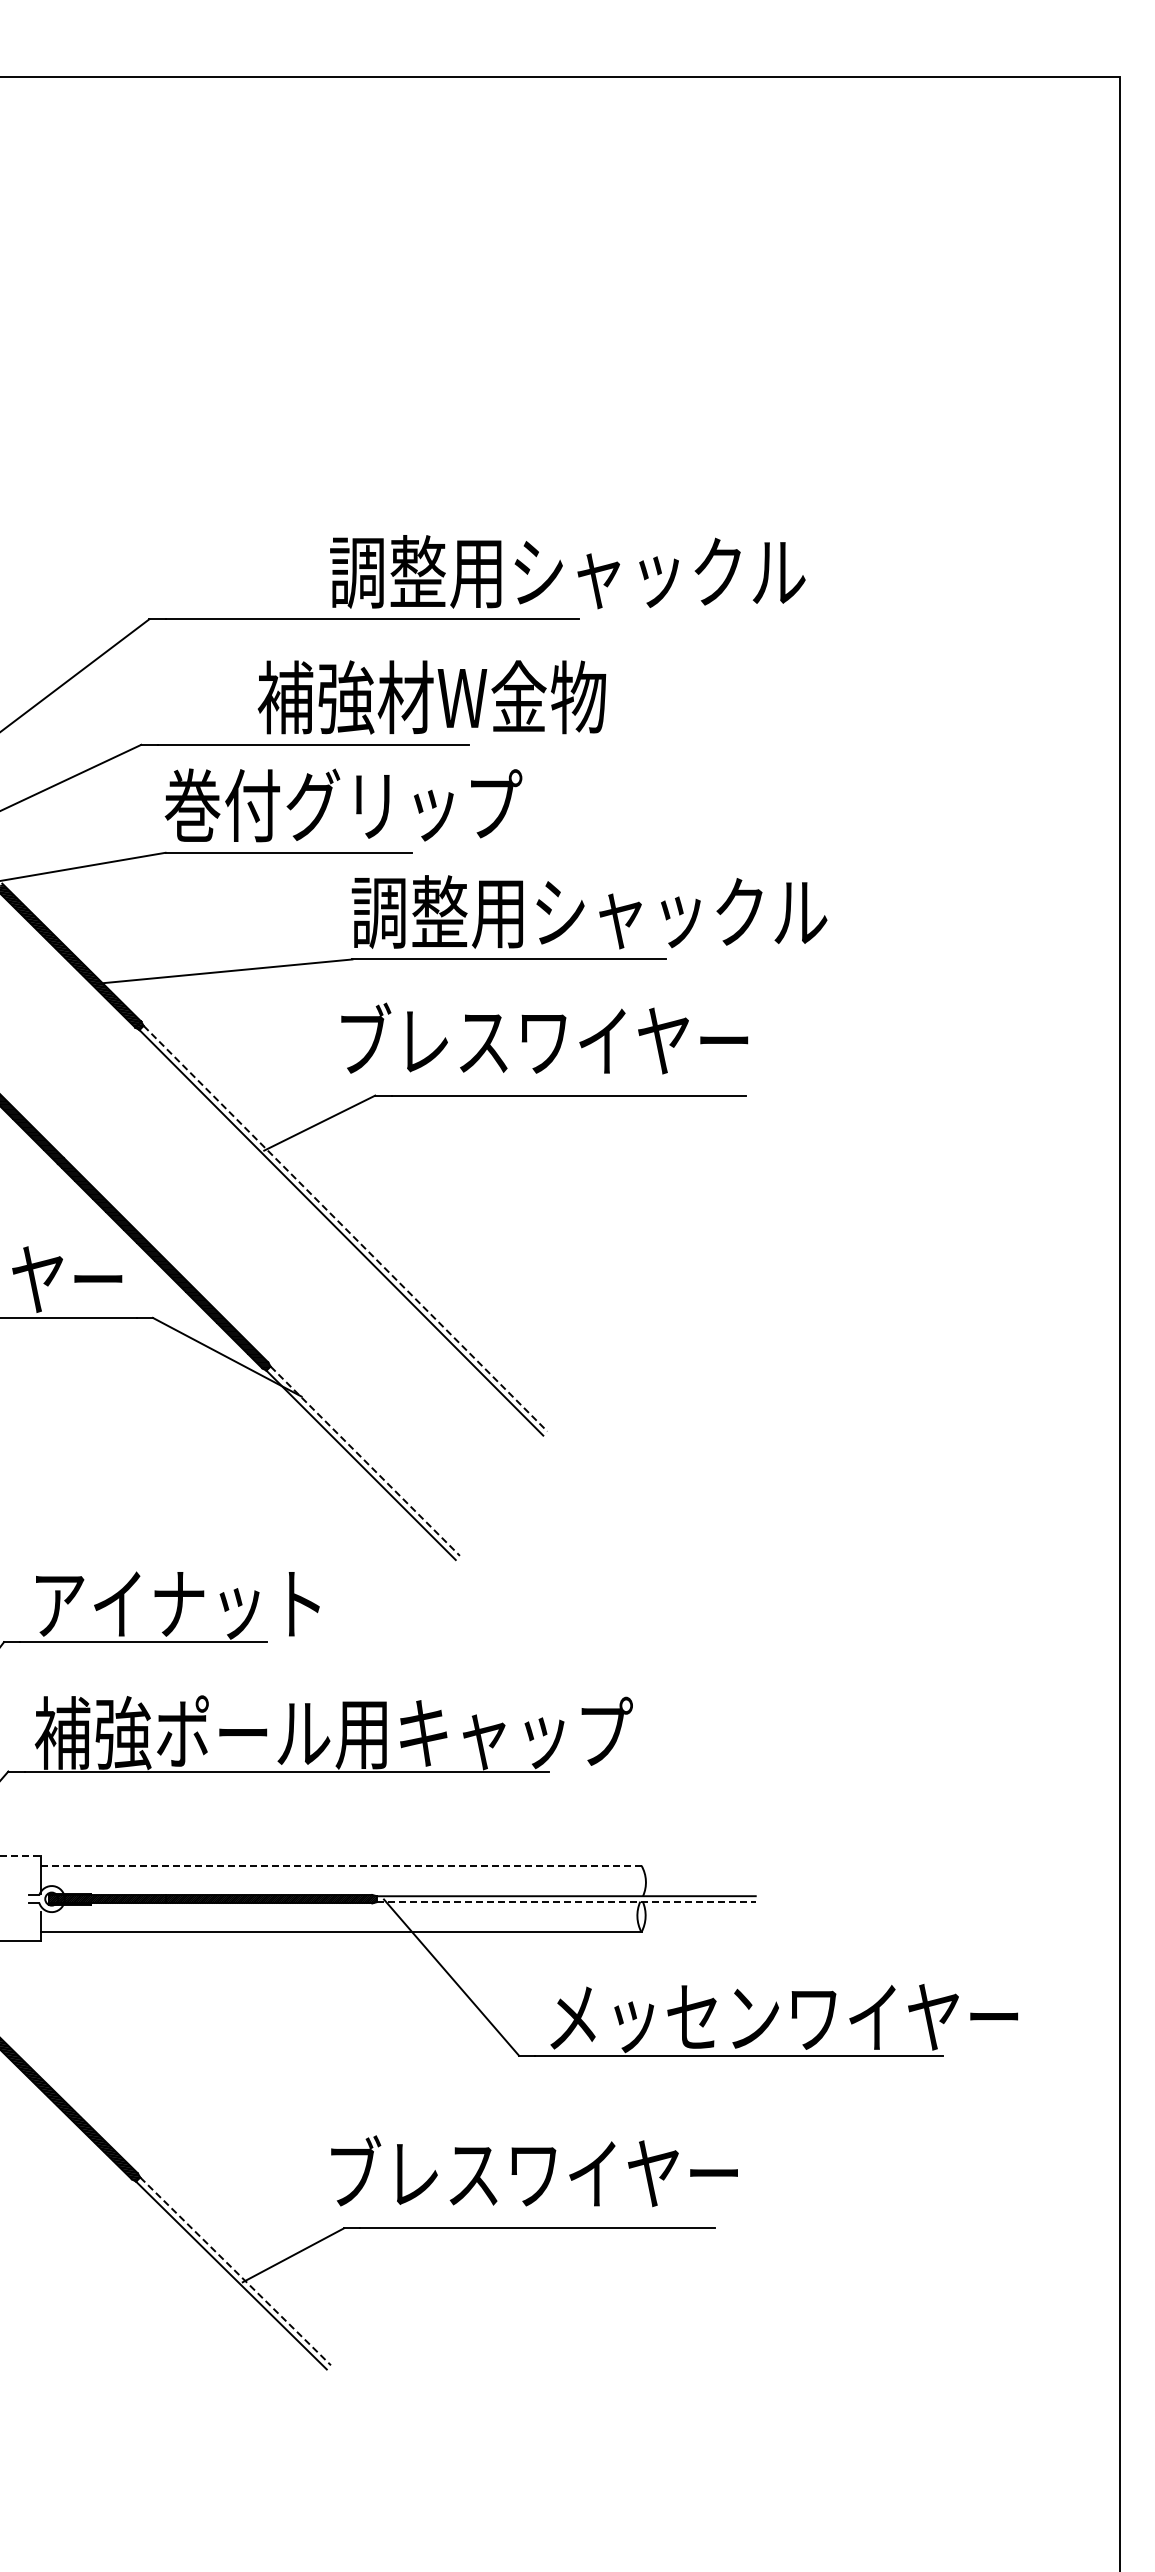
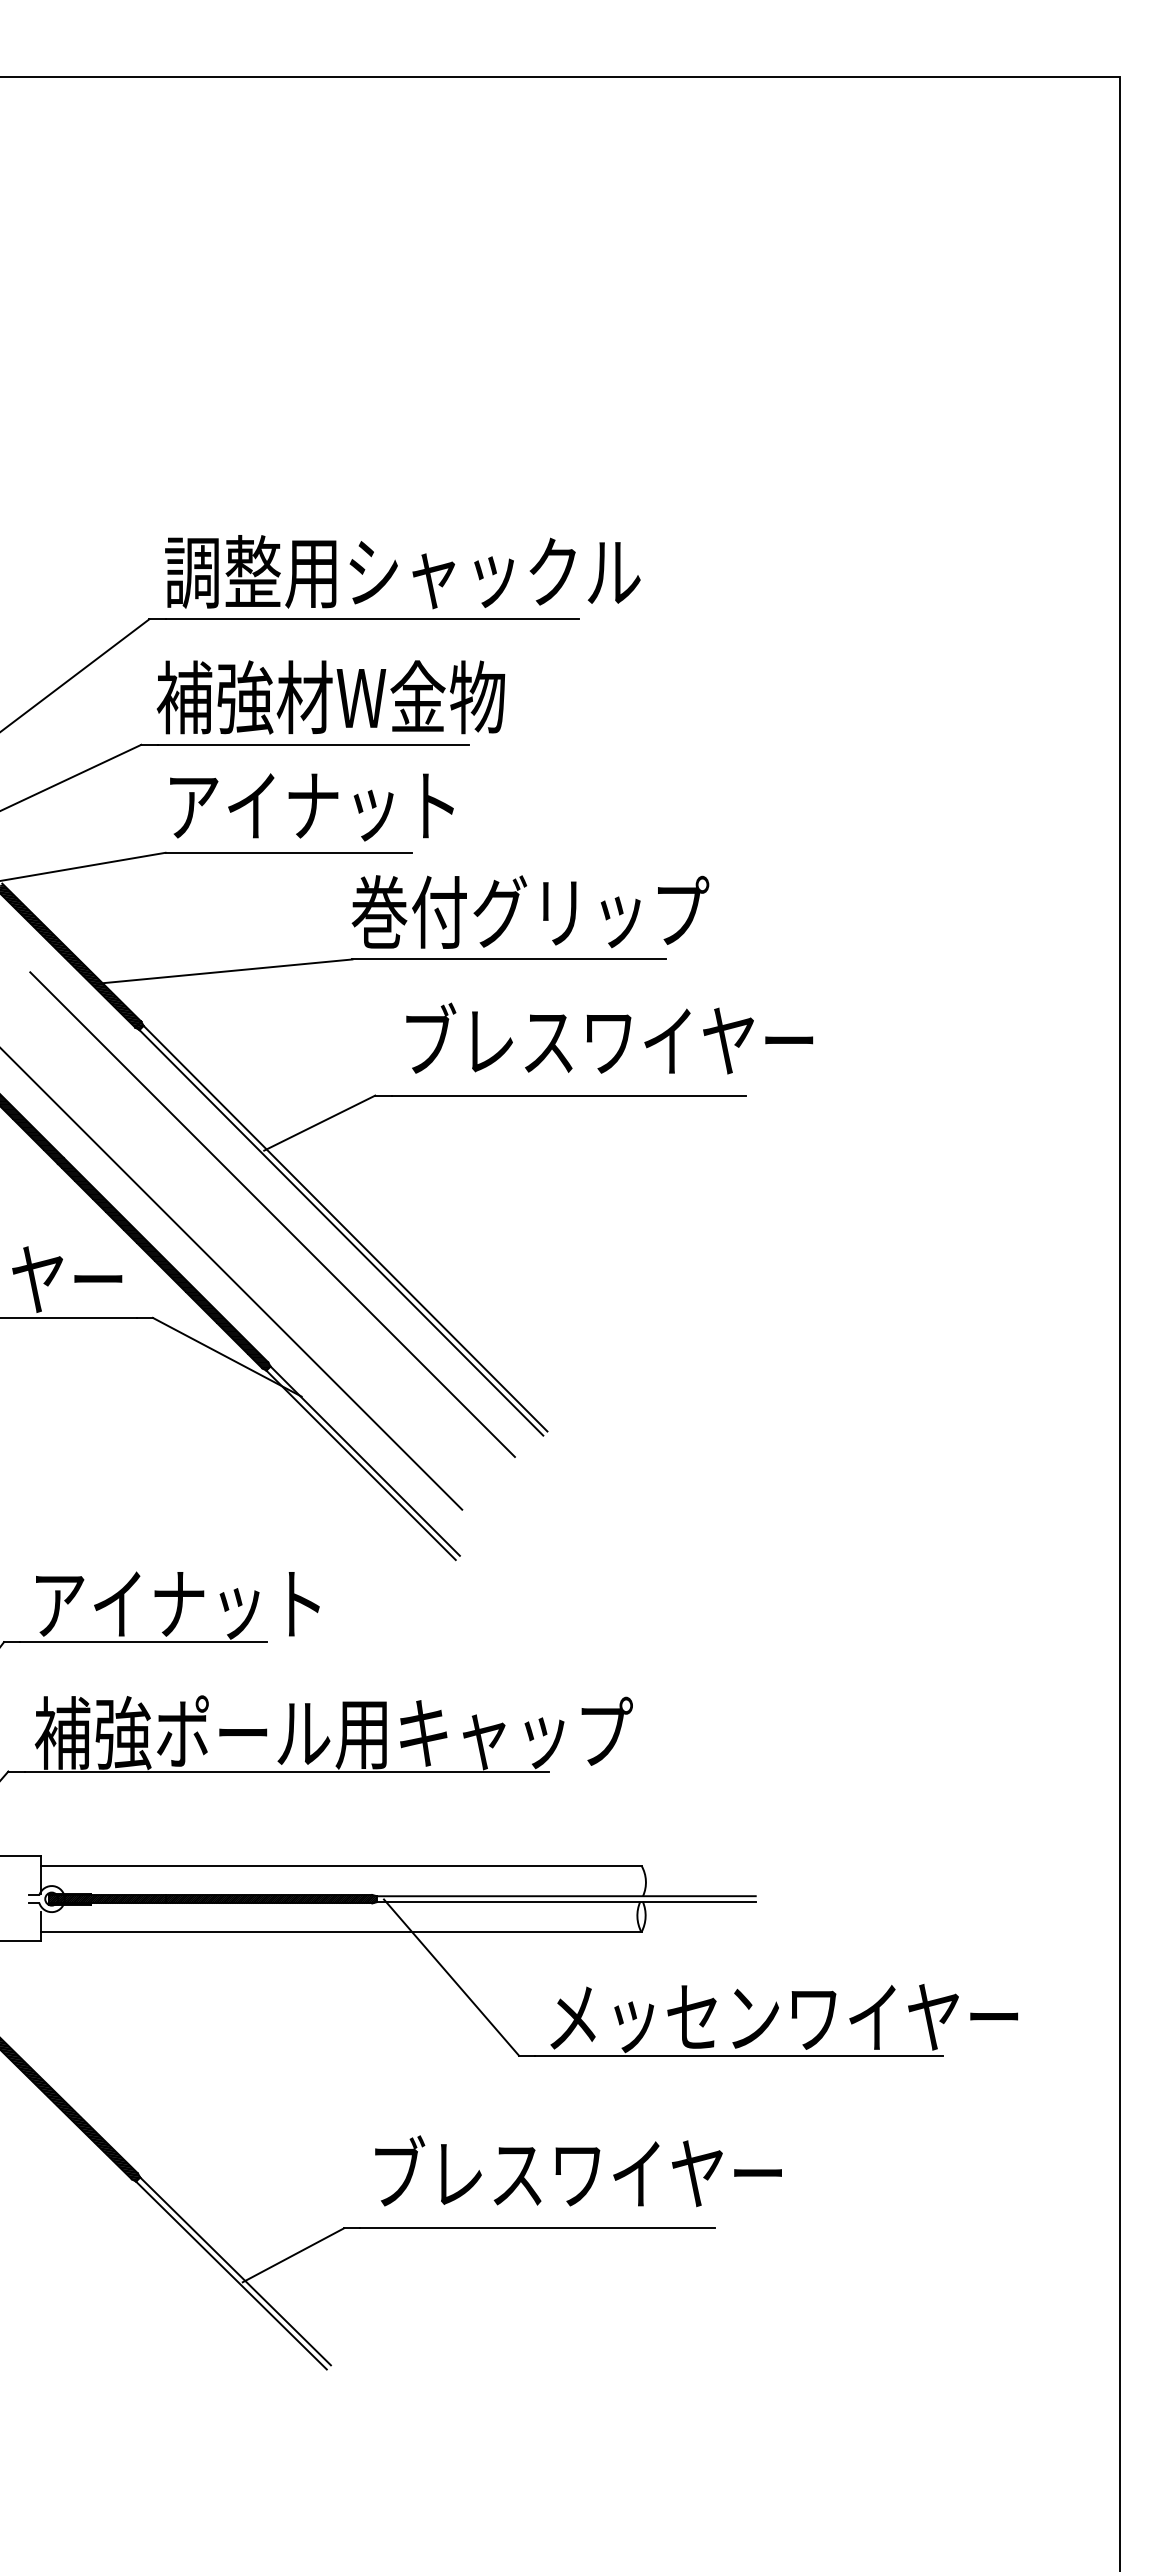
text position: (567, 572) -> (402, 572) (402, 572)
text position: (431, 697) -> (330, 697) (330, 697)
text: 巻付グリップ -> アイナット (343, 805)
text: 調整用シャックル -> 巻付グリップ (589, 912)
text position: (544, 1038) -> (609, 1038) (609, 1038)
line: none -> present (272, 1214)
line: dashed -> solid (345, 1229)
line: none -> present (232, 1279)
line: dashed -> solid (365, 1461)
line: dashed -> solid (21, 1856)
line: dashed -> solid (341, 1865)
line: dashed -> solid (566, 1901)
text position: (534, 2171) -> (578, 2171) (578, 2171)
line: dashed -> solid (235, 2271)
